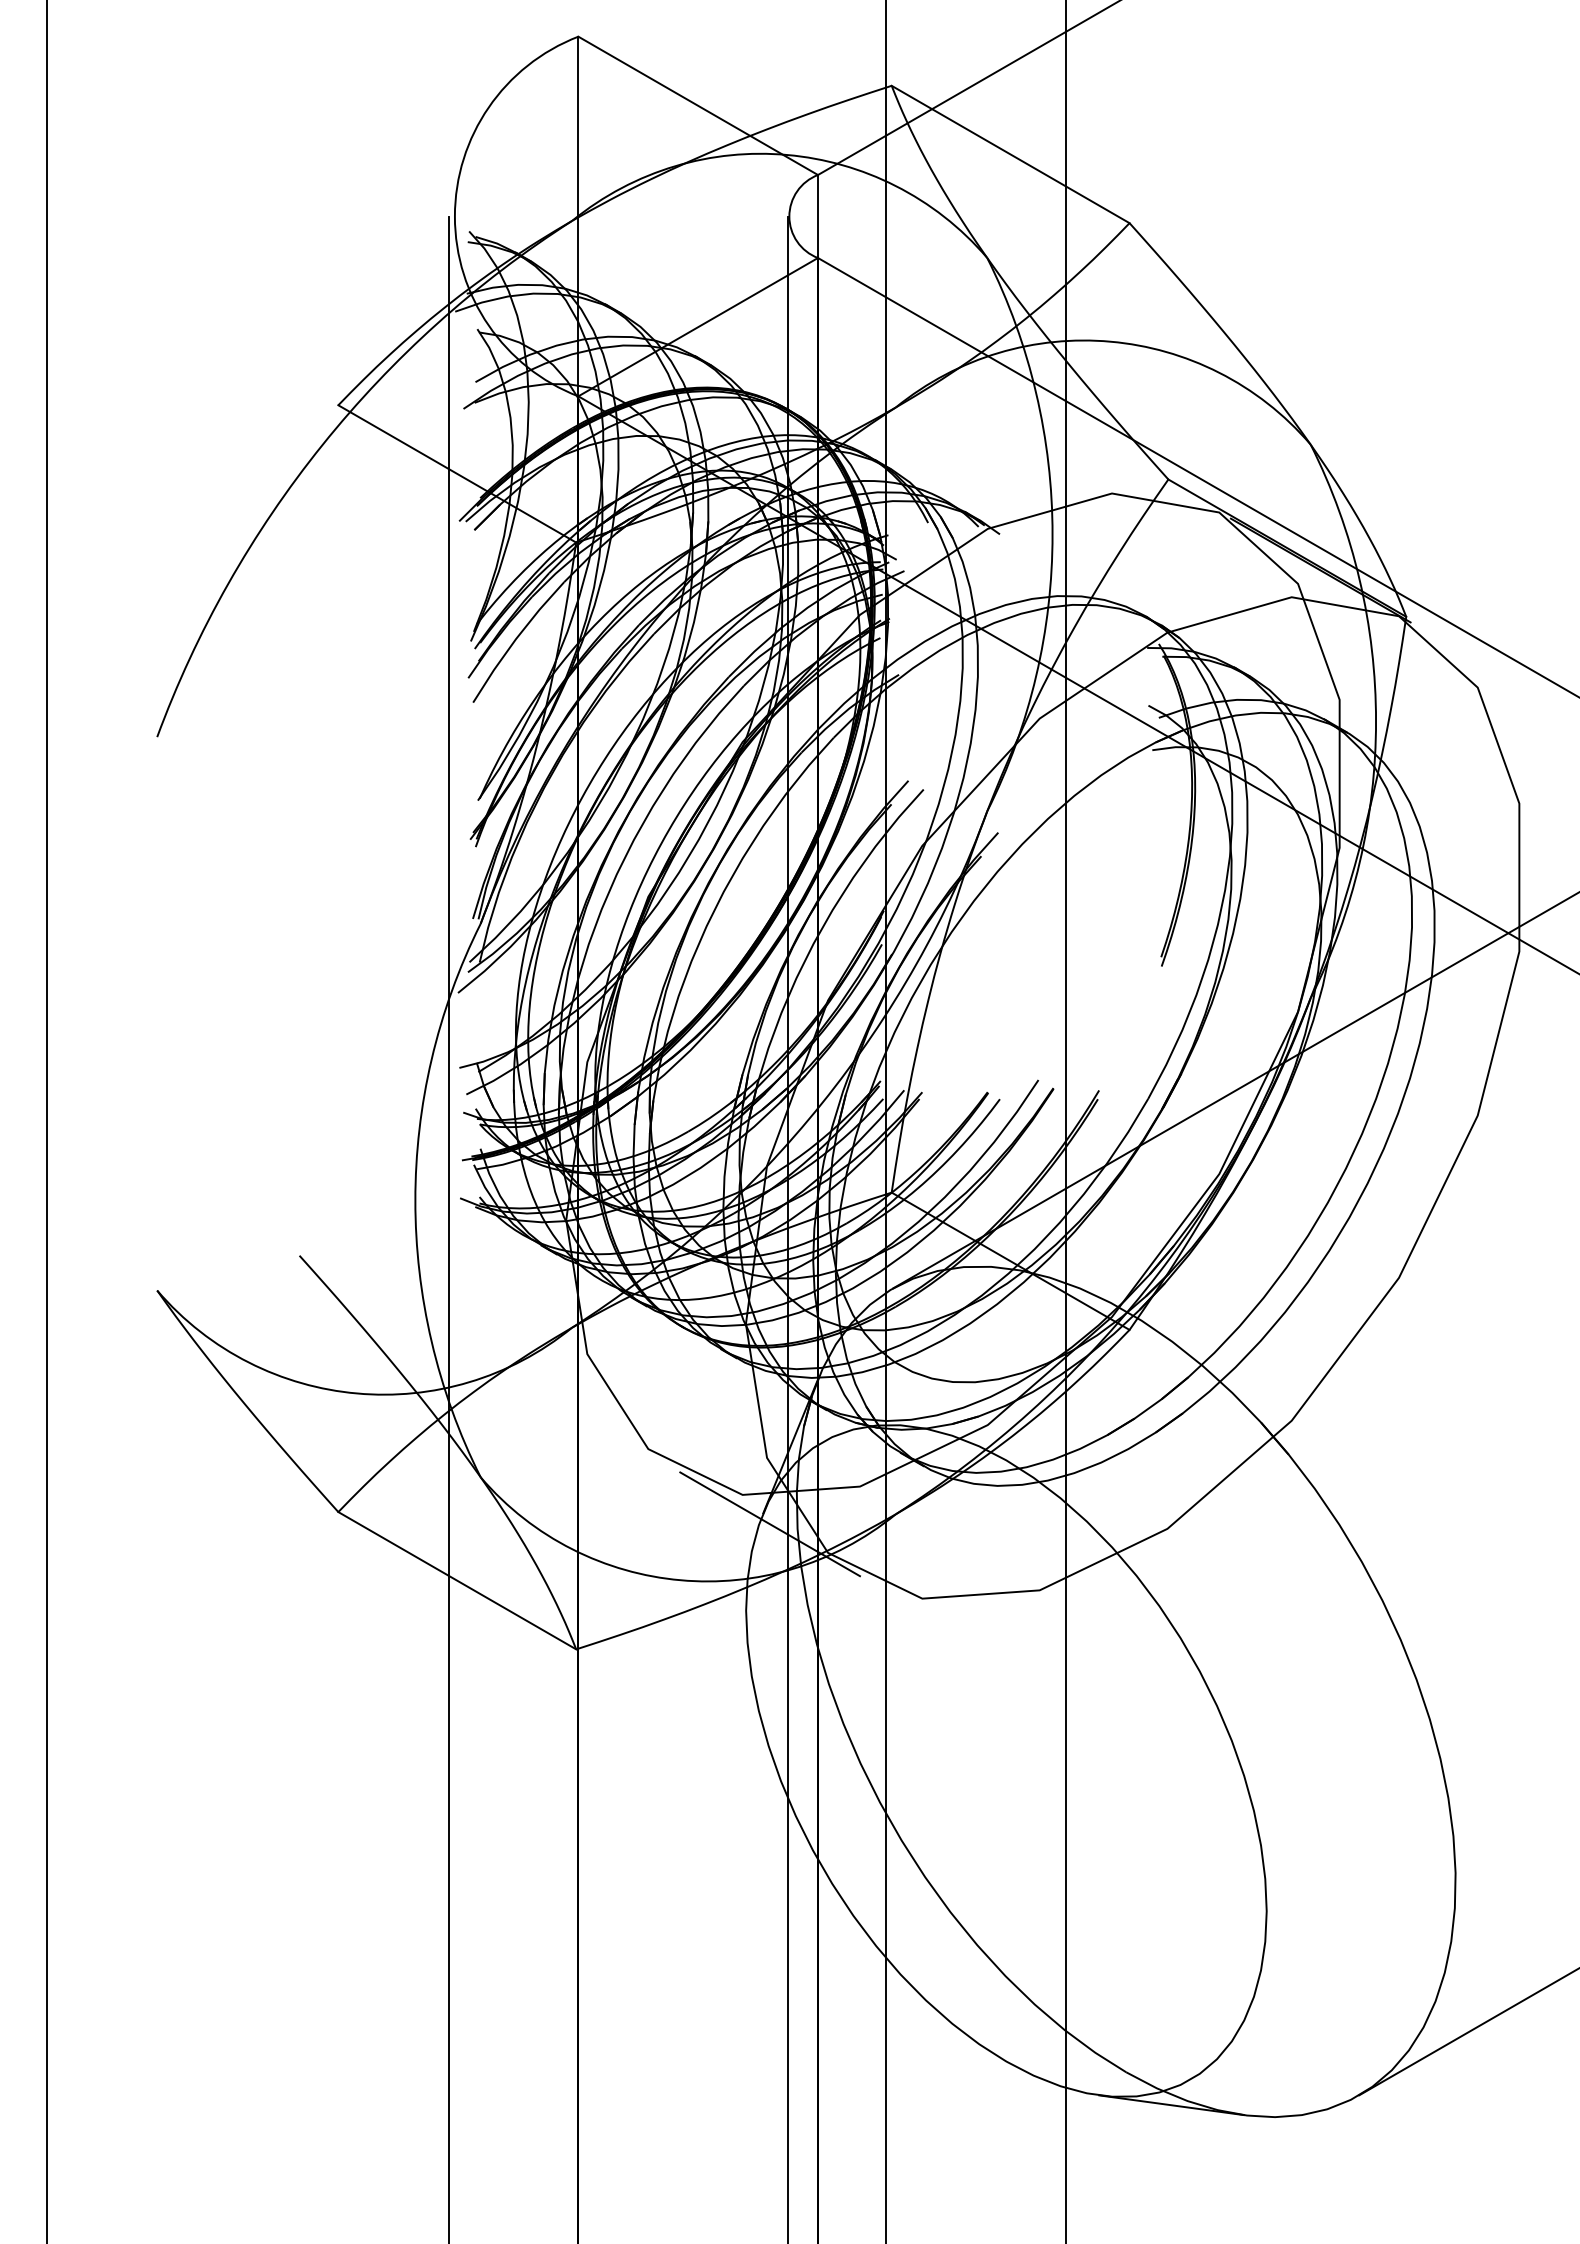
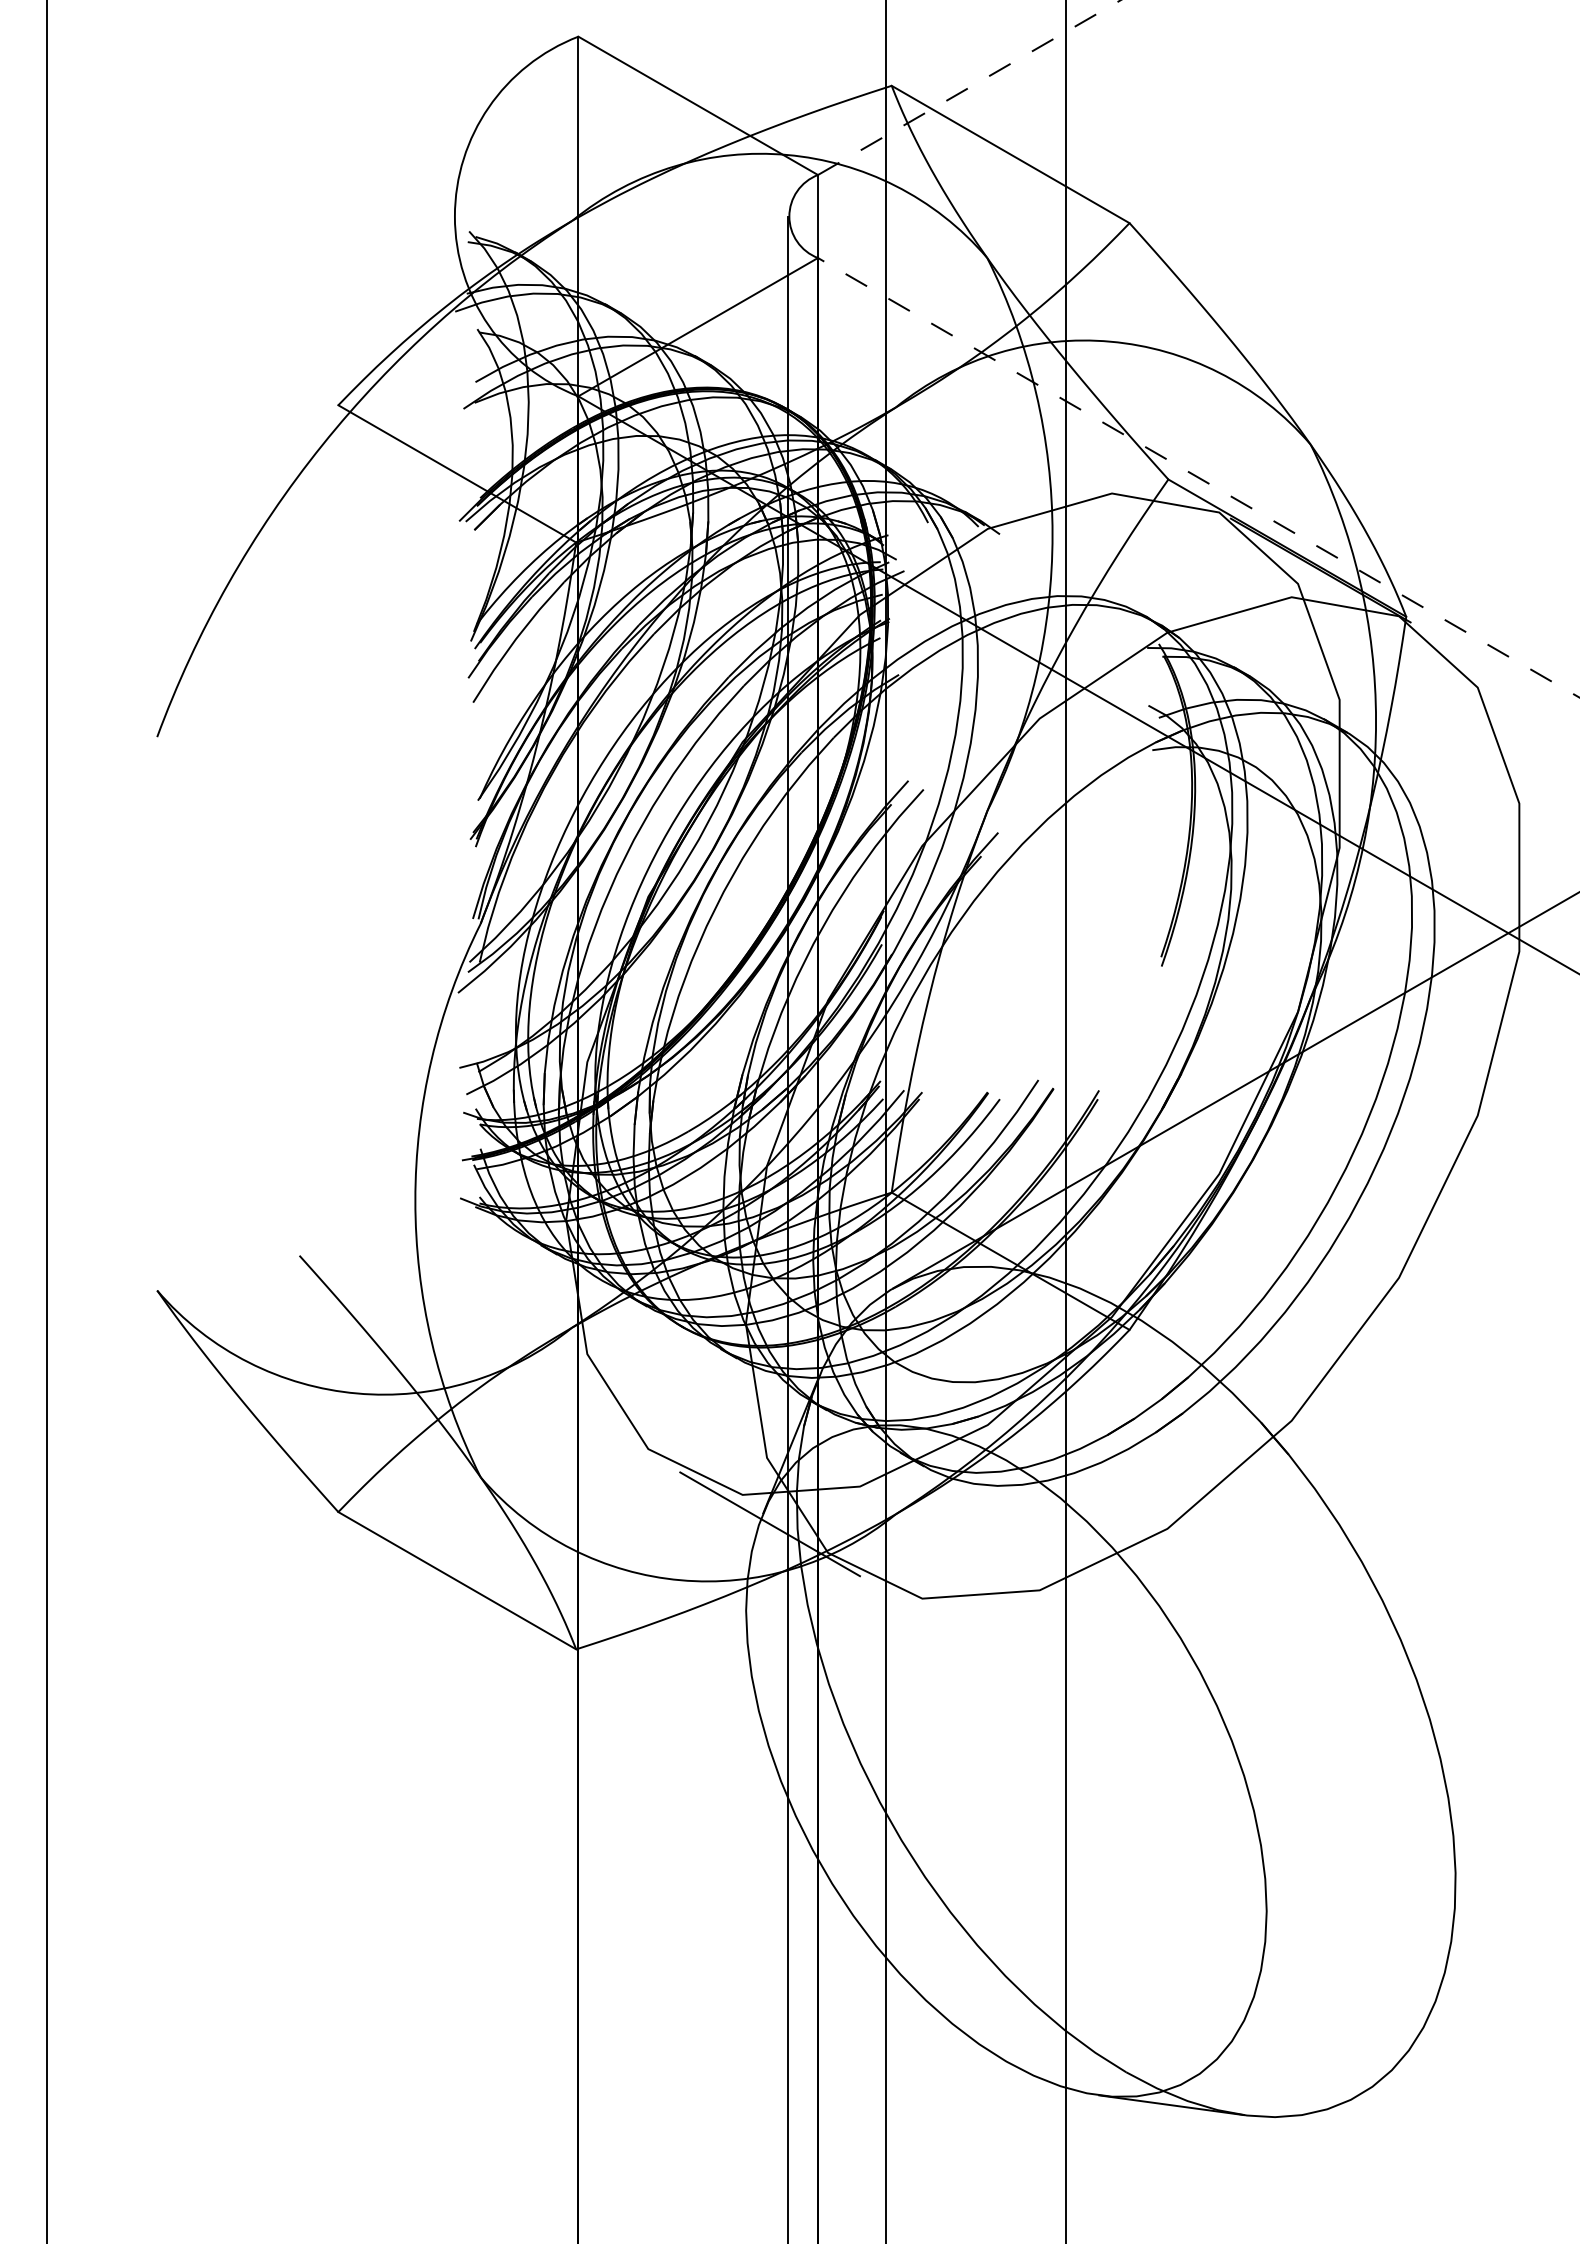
line: solid -> dashed (969, 87)
line: solid -> dashed (1198, 477)
line: present -> none (449, 1228)
line: present -> none (1467, 2032)
